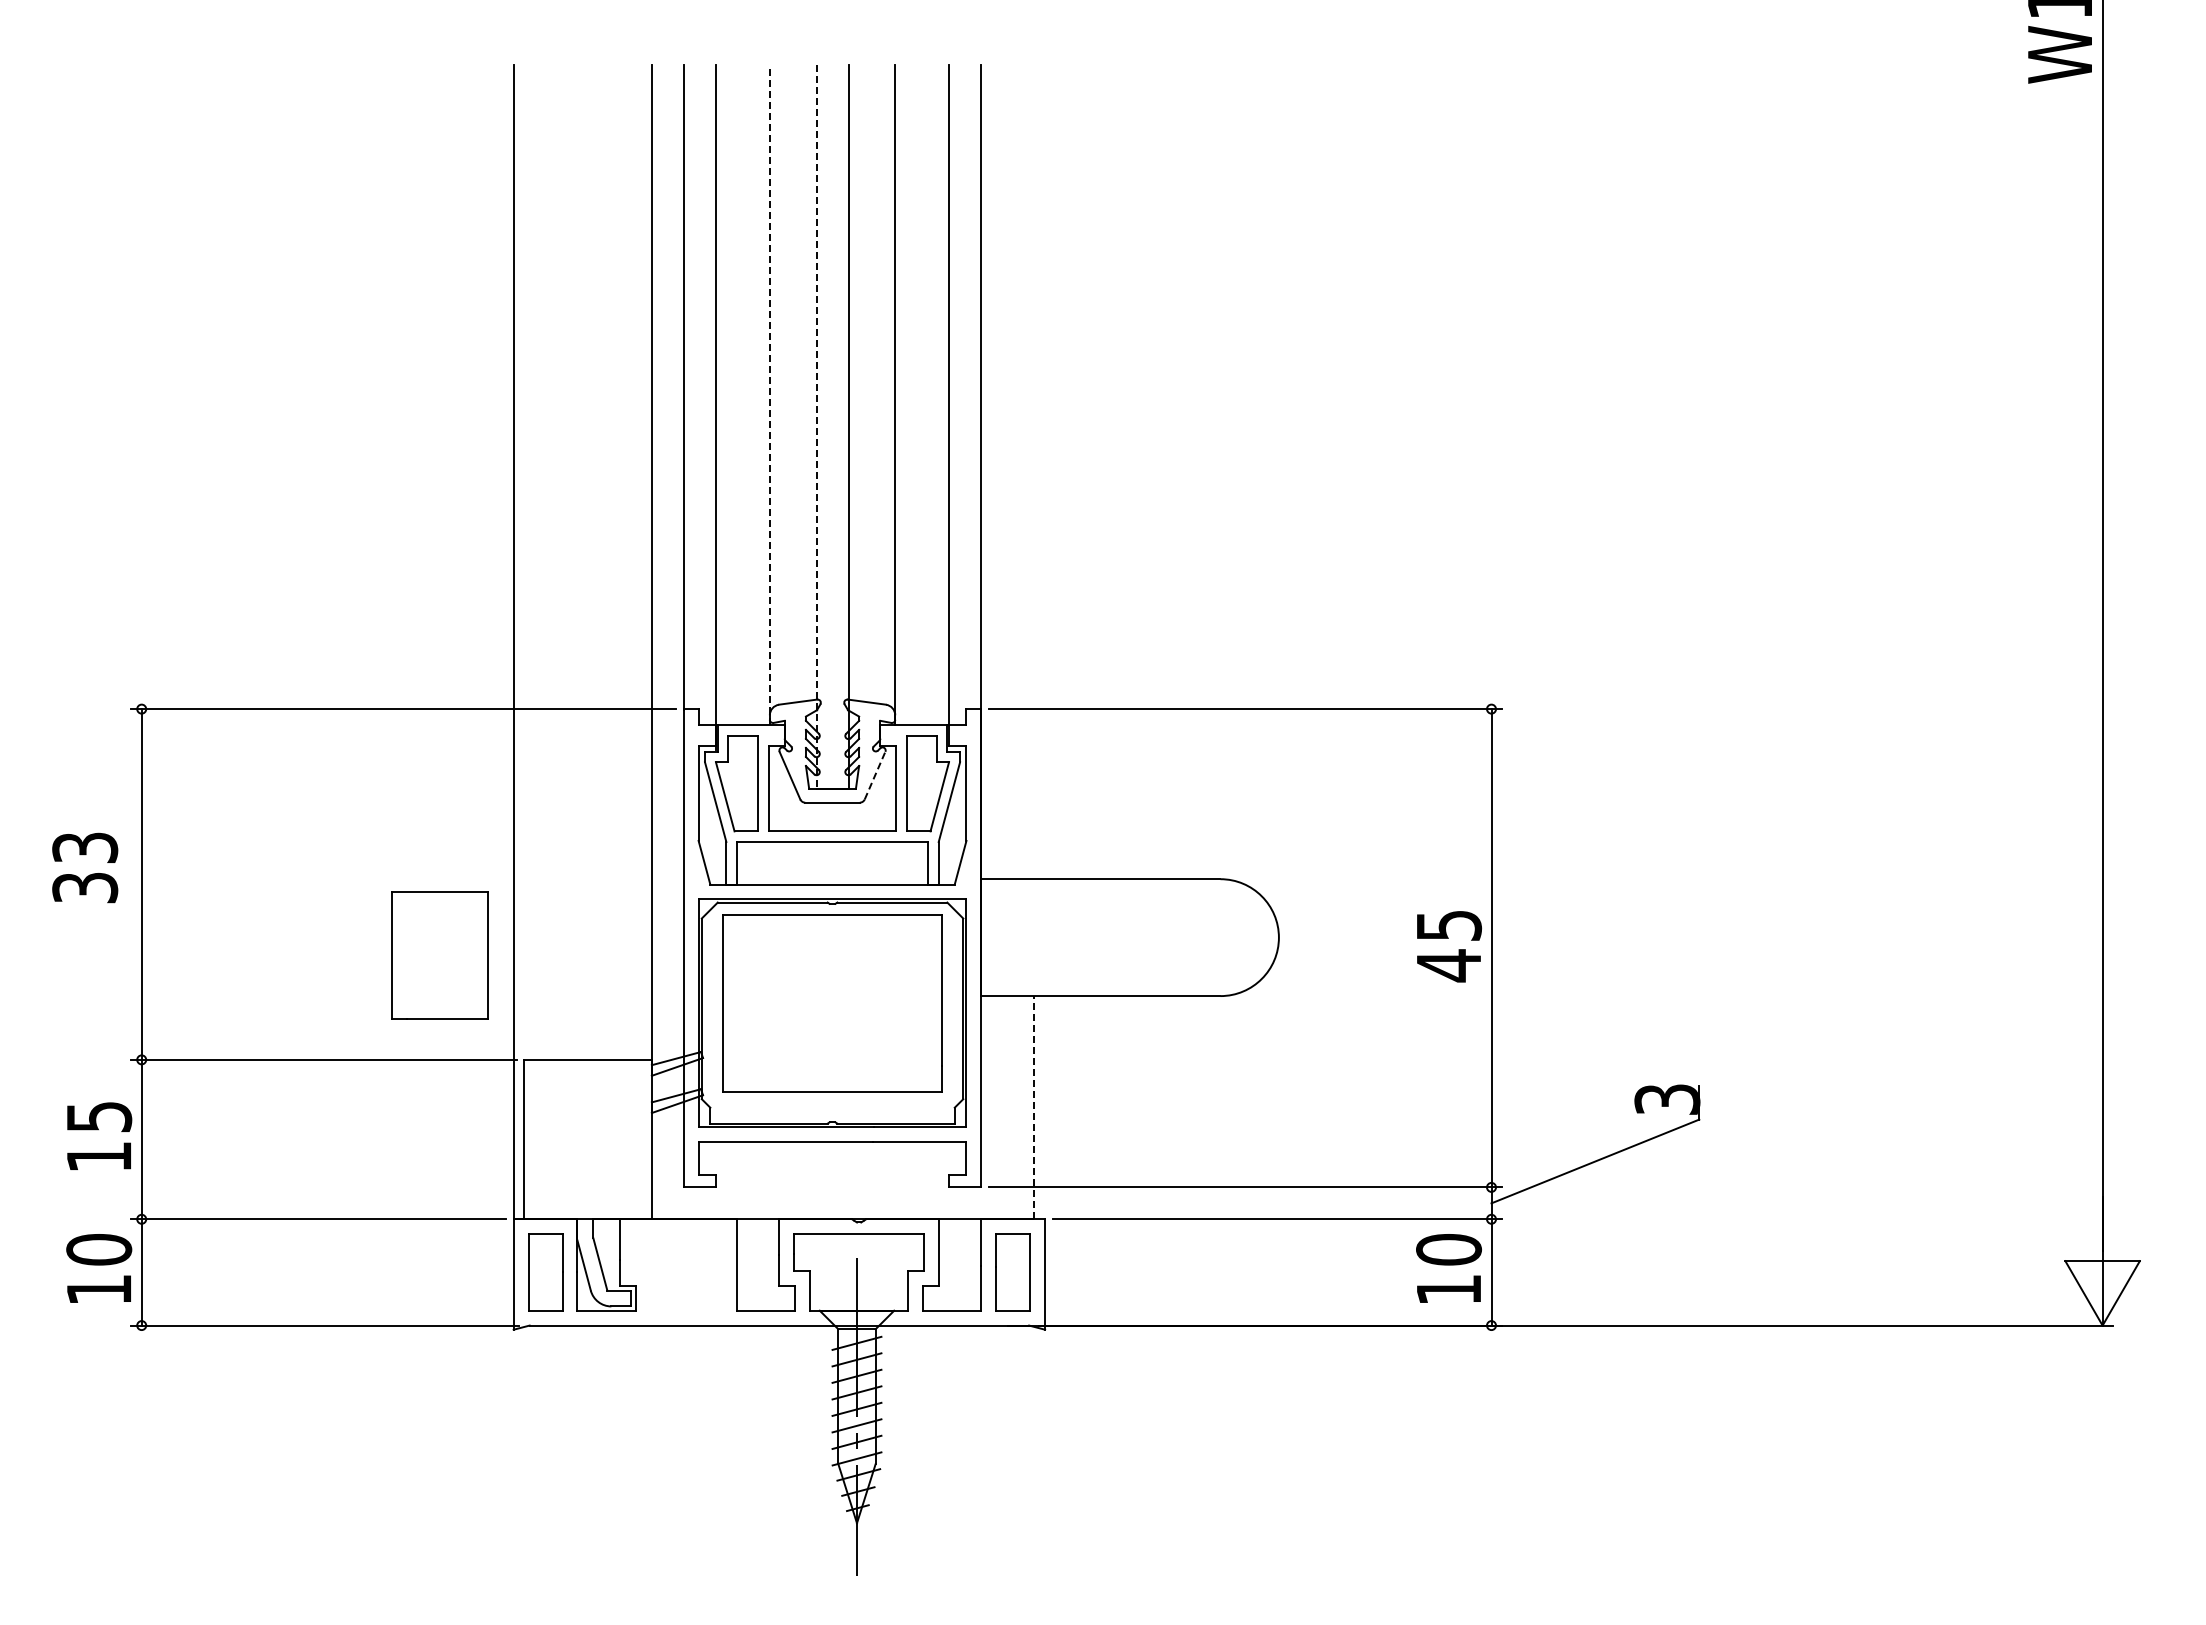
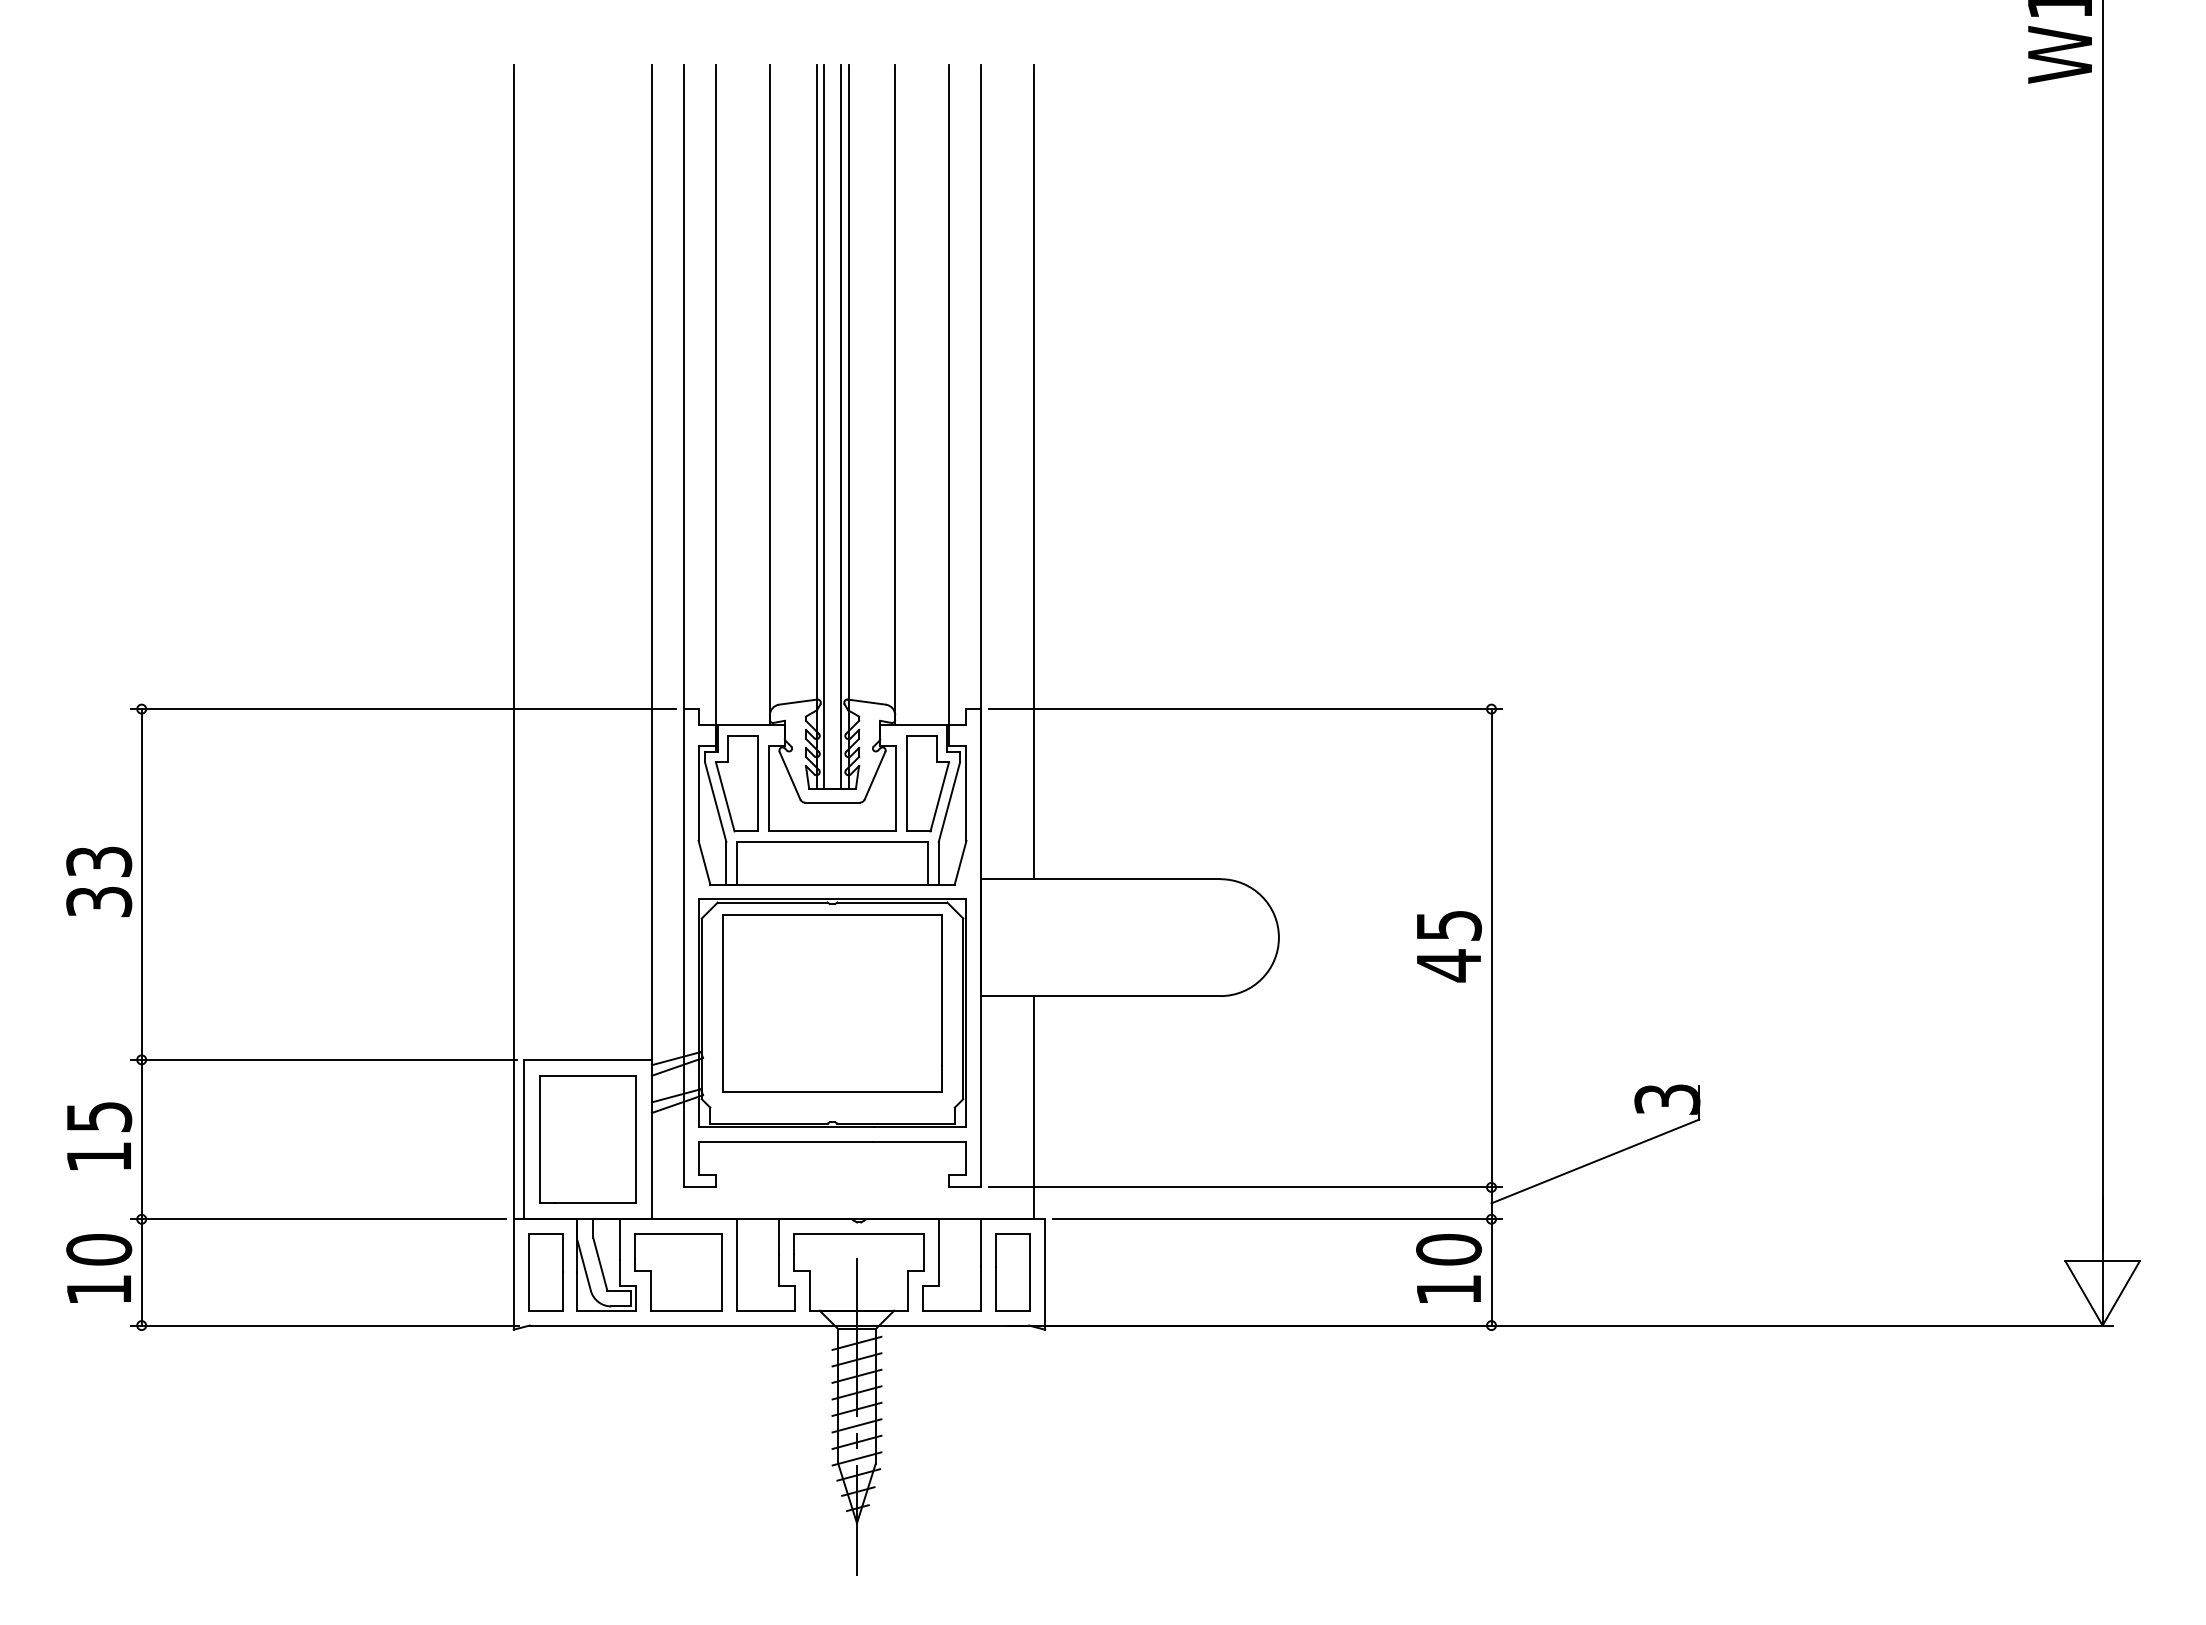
line: dashed -> solid (769, 394)
line: none -> present (824, 426)
line: none -> present (841, 426)
line: dashed -> solid (816, 427)
line: none -> present (1034, 471)
line: dashed -> solid (875, 775)
text position: (85, 867) -> (99, 881) (99, 881)
part position: (439, 955) -> (587, 1139) (587, 1139)
line: dashed -> solid (1034, 1107)
part: none -> present (678, 1272)
